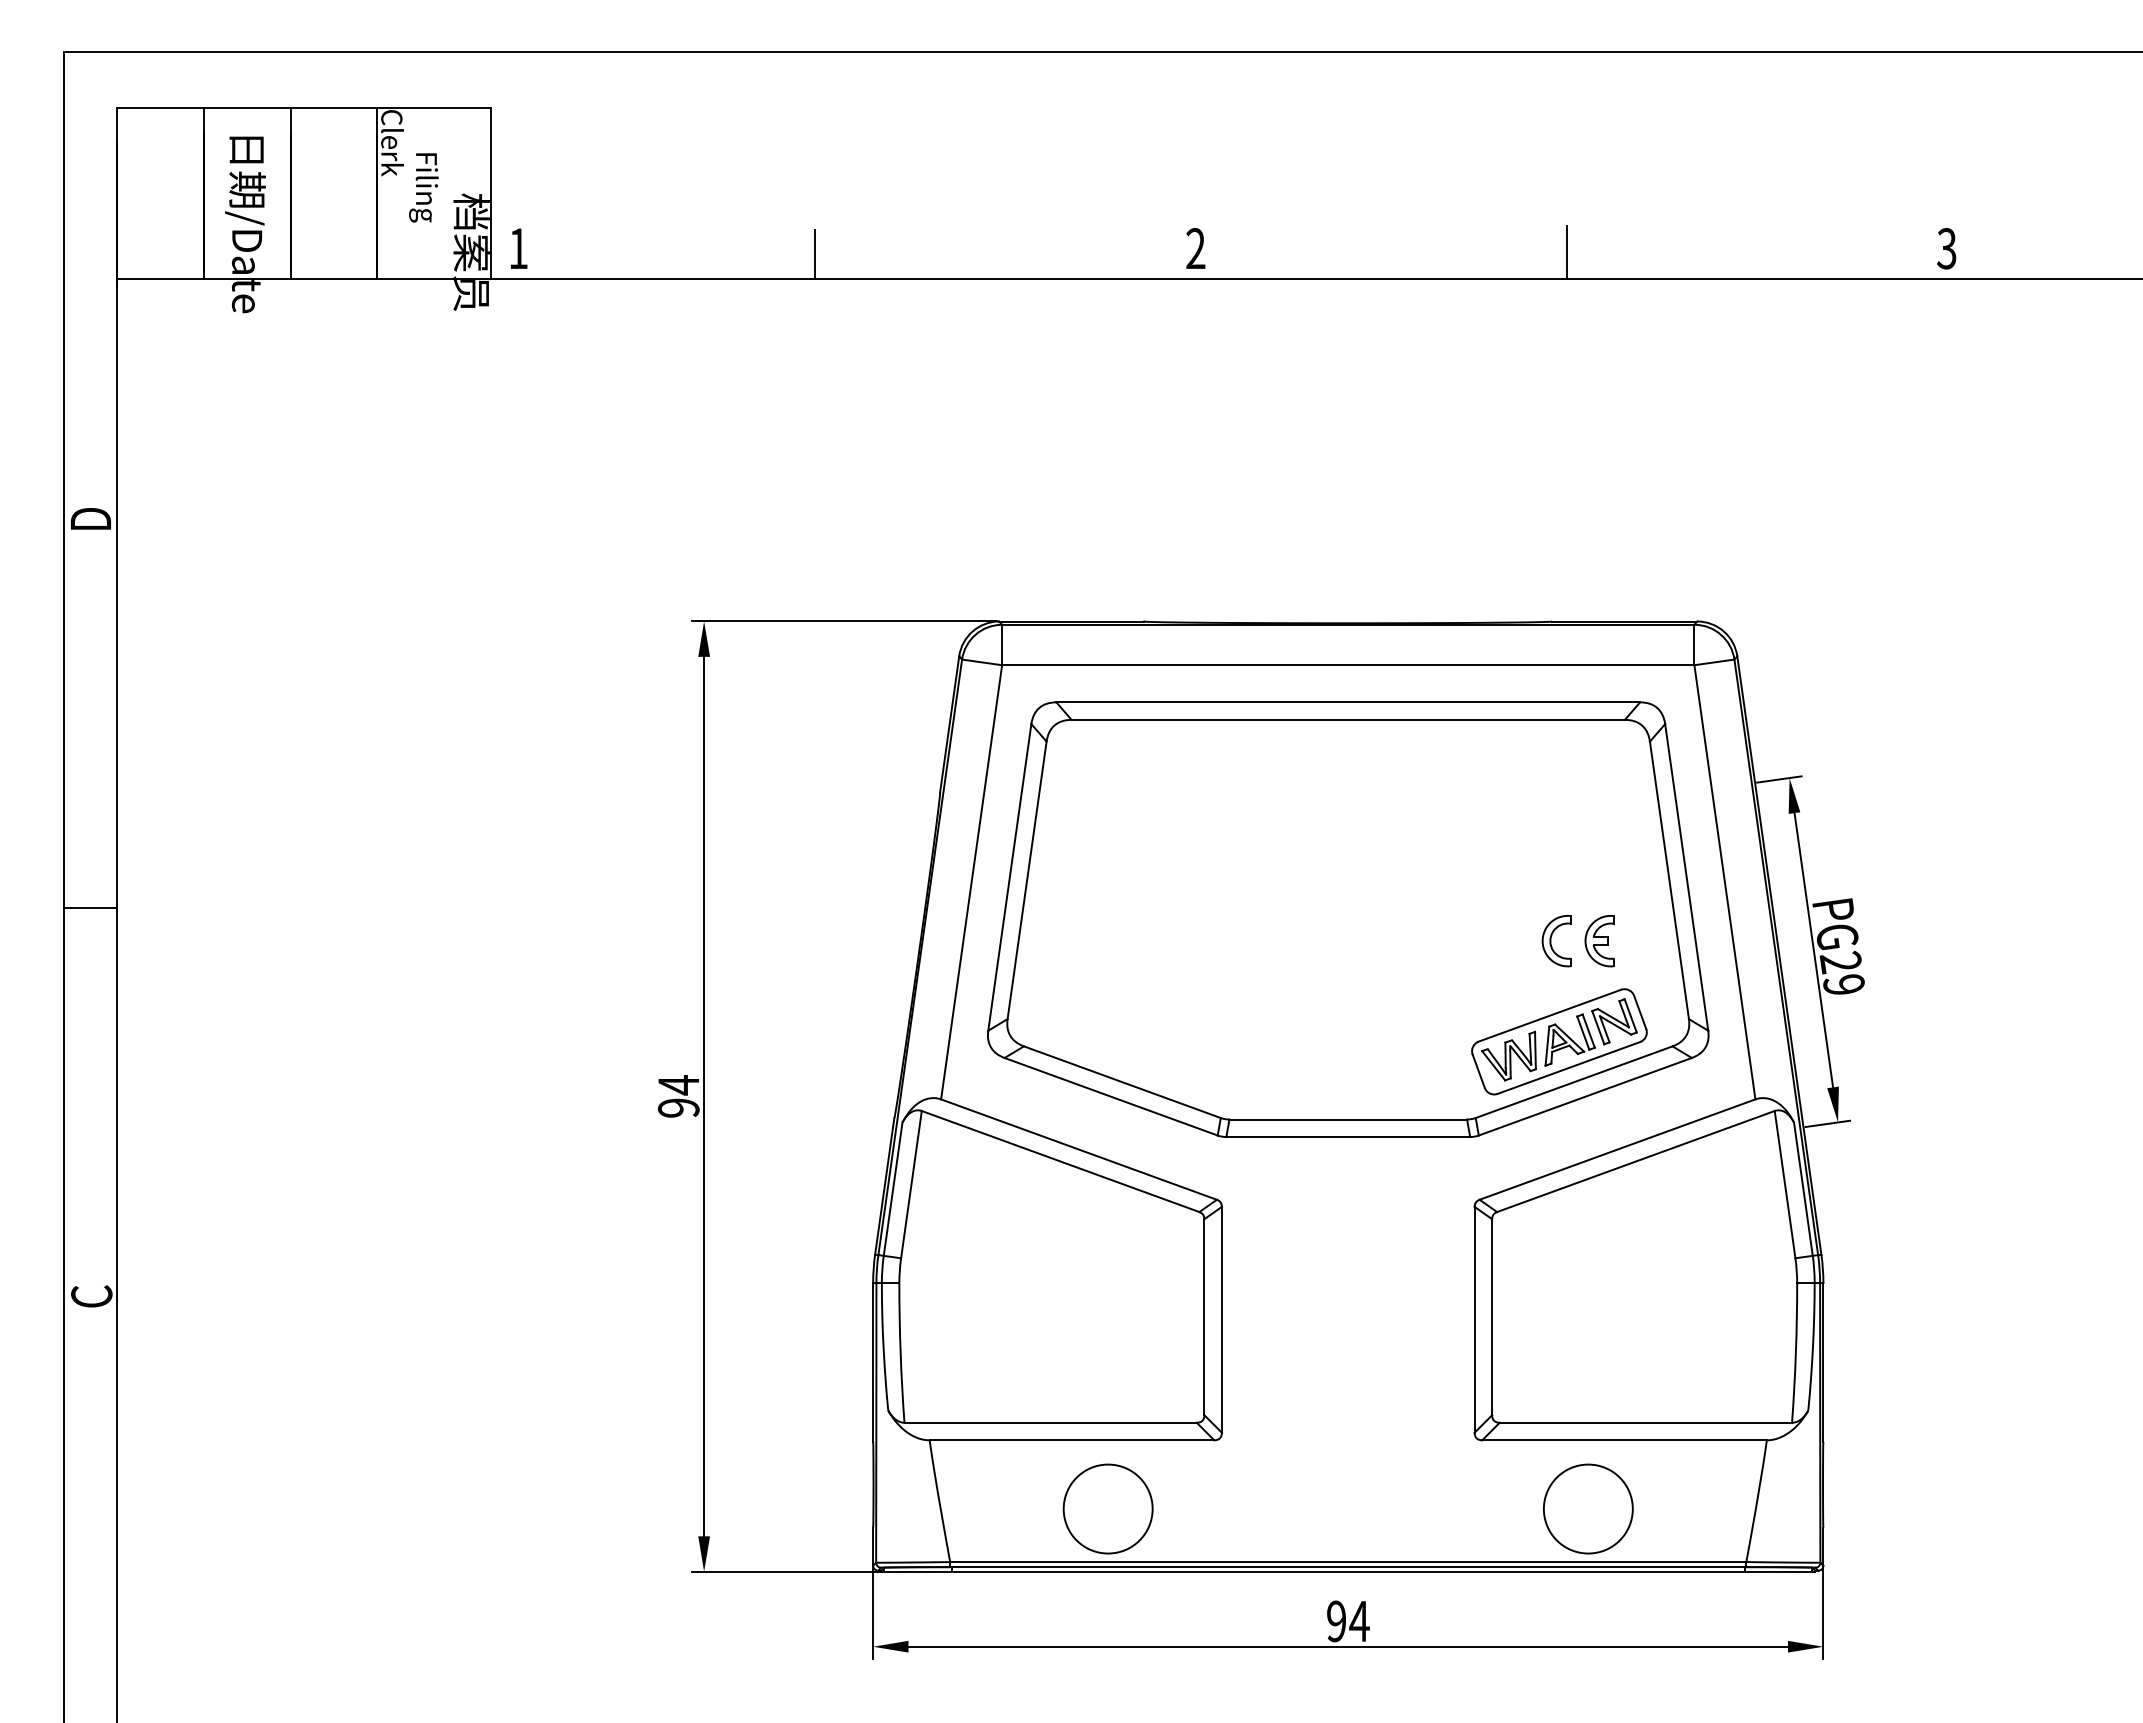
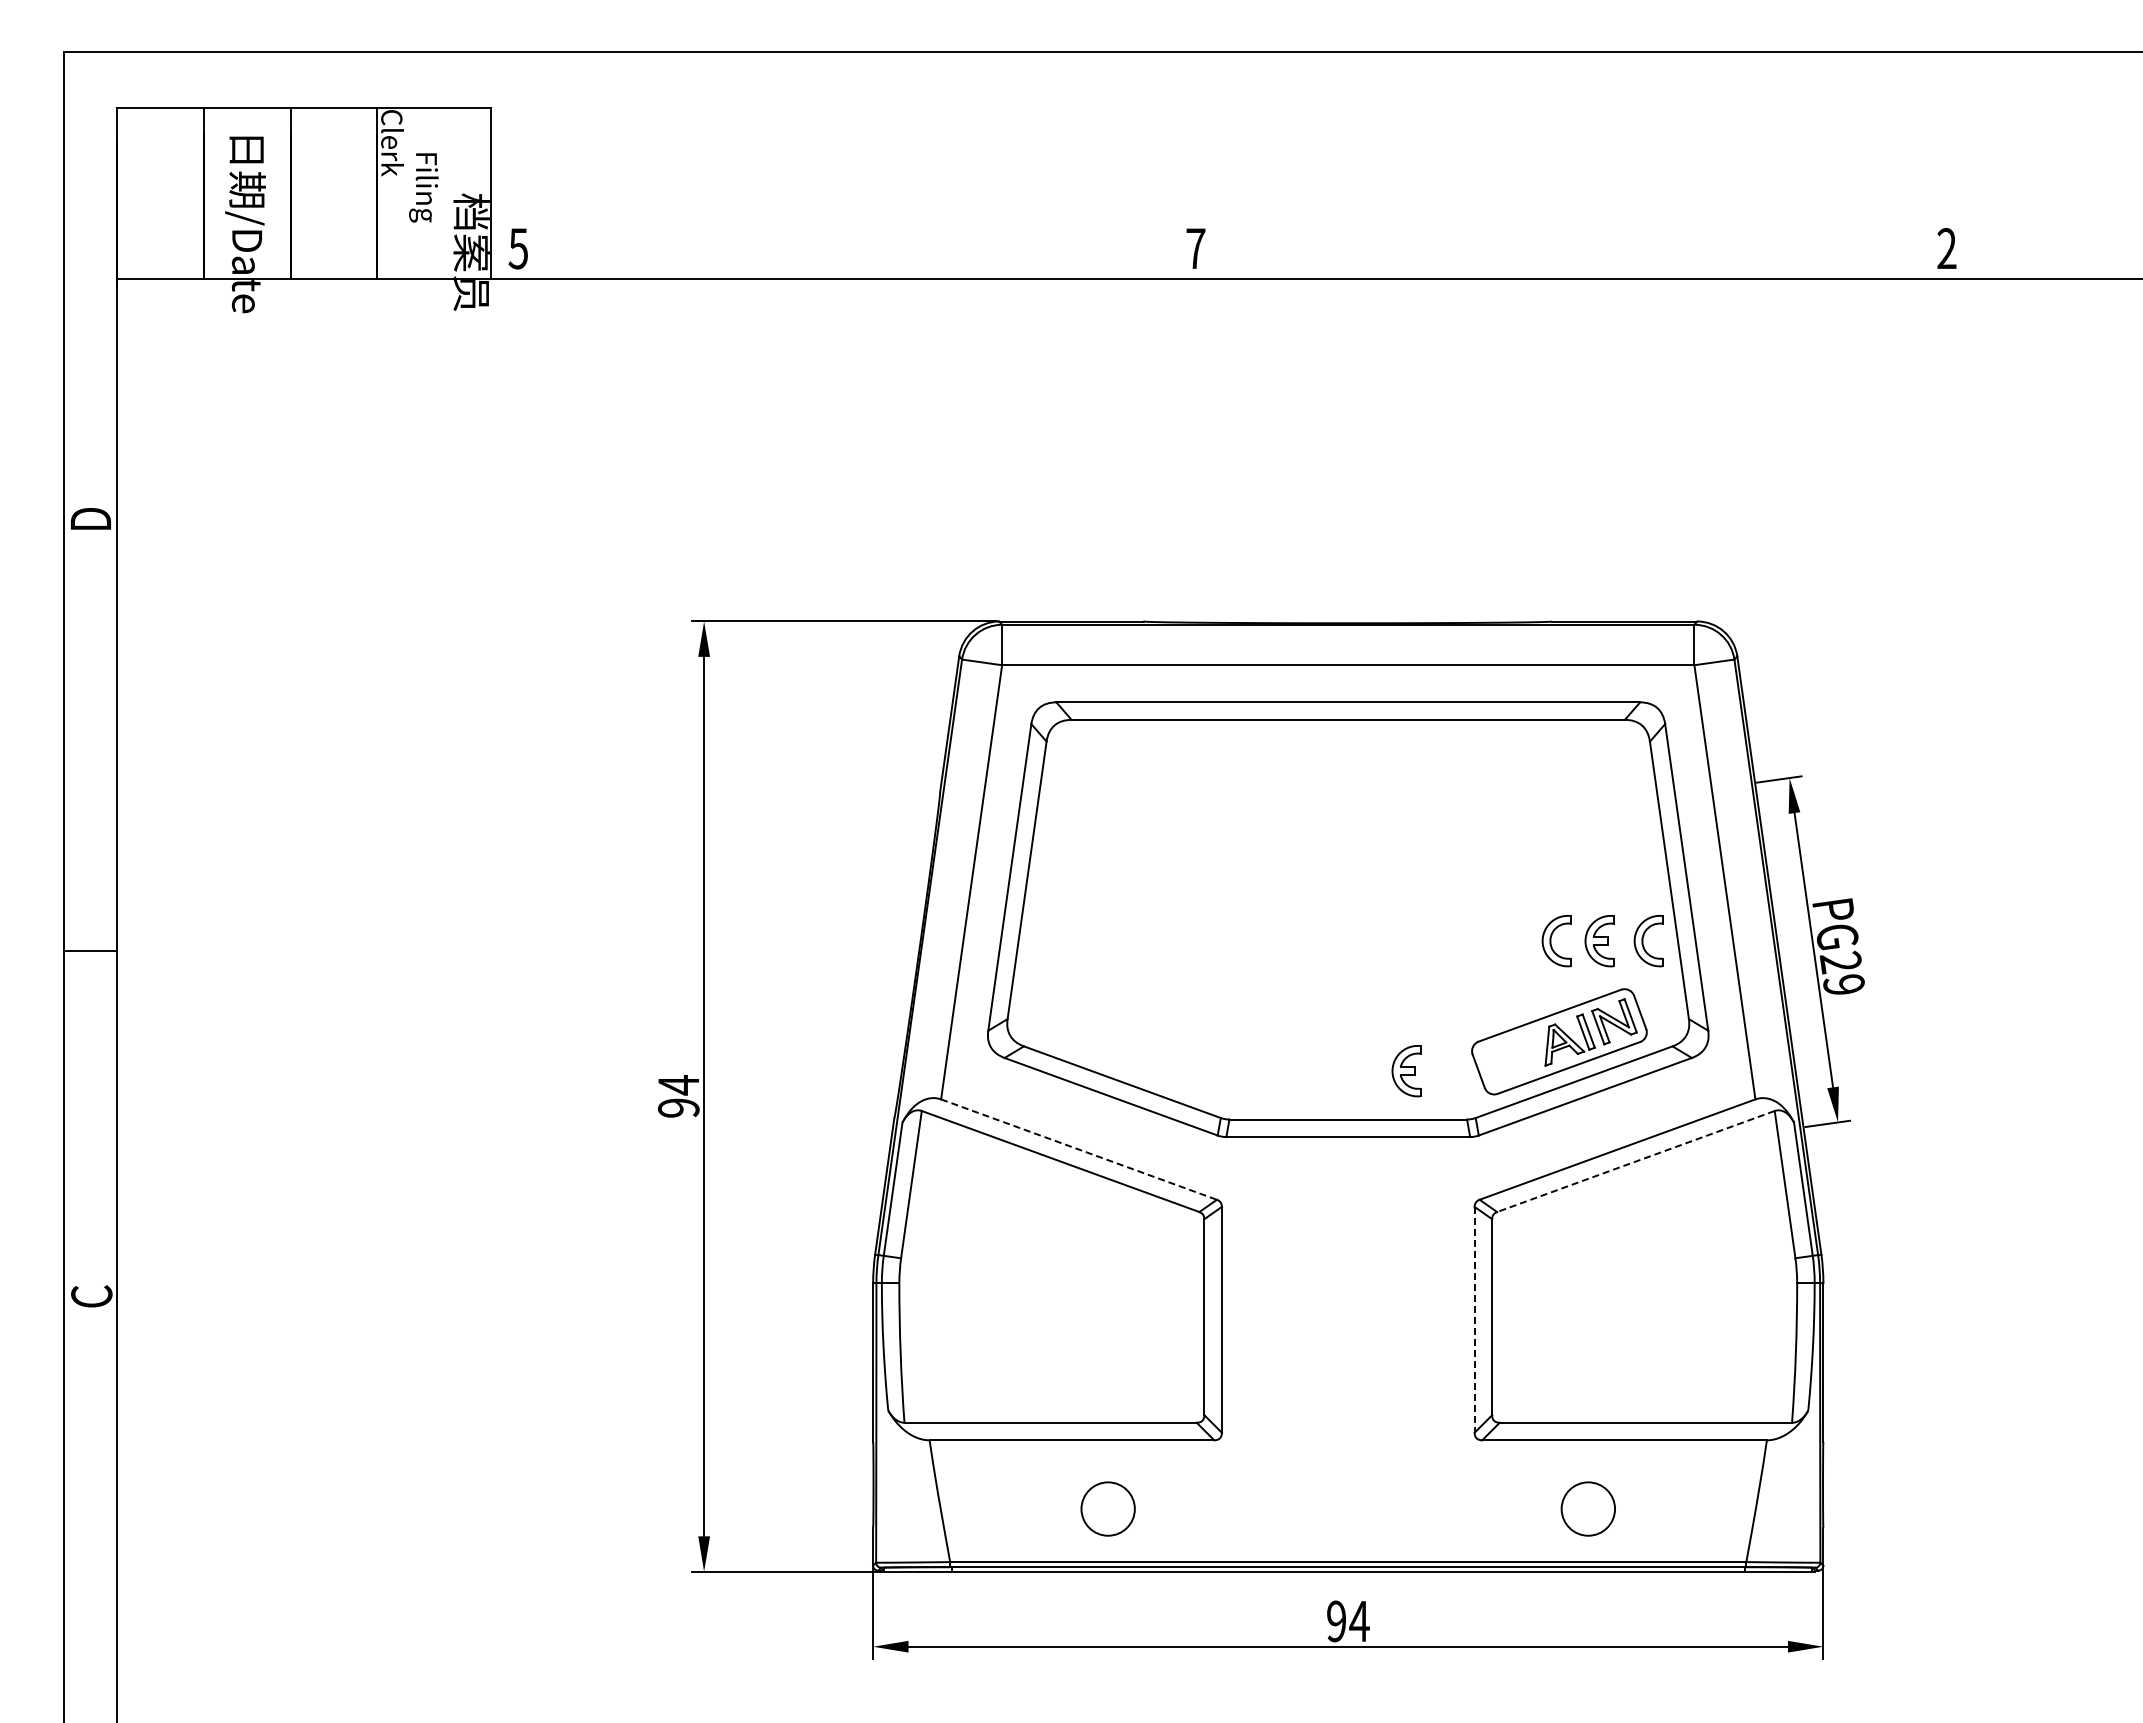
text: 1 -> 5 (517, 248)
text: 2 -> 7 (1195, 248)
text: 3 -> 2 (1946, 248)
line: present -> none (1566, 252)
line: present -> none (815, 254)
line position: (90, 907) -> (90, 950) (90, 950)
part: none -> present (1648, 941)
part: present -> none (1508, 1055)
part: none -> present (1406, 1071)
line: solid -> dashed (1079, 1149)
line: solid -> dashed (1635, 1161)
line: solid -> dashed (1474, 1319)
circle diameter: 89 px -> 53 px (1107, 1508)
circle diameter: 89 px -> 53 px (1588, 1508)
